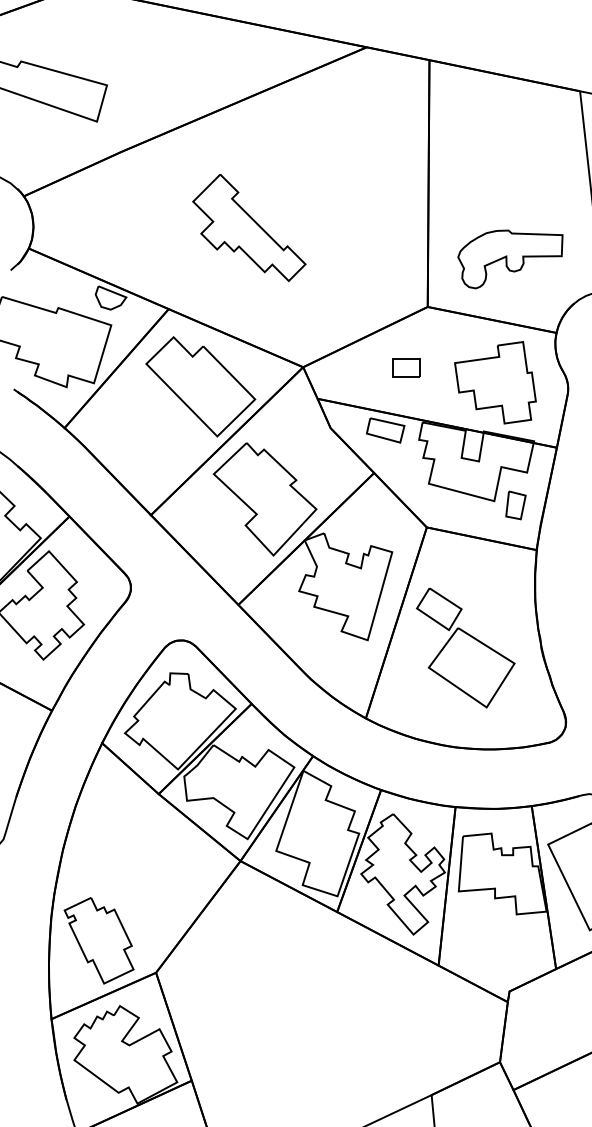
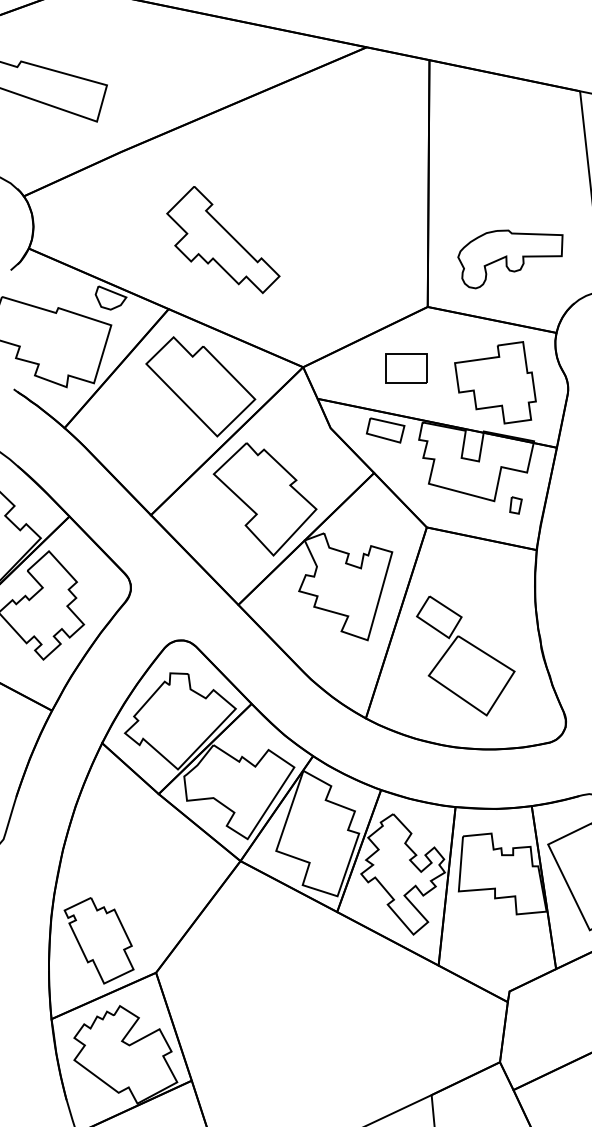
part position: (249, 228) -> (223, 240) (223, 240)
part size: 29x20 px -> 43x31 px (406, 368)
part size: 22x31 px -> 14x19 px (515, 505)
part position: (465, 647) -> (465, 655) (465, 655)
